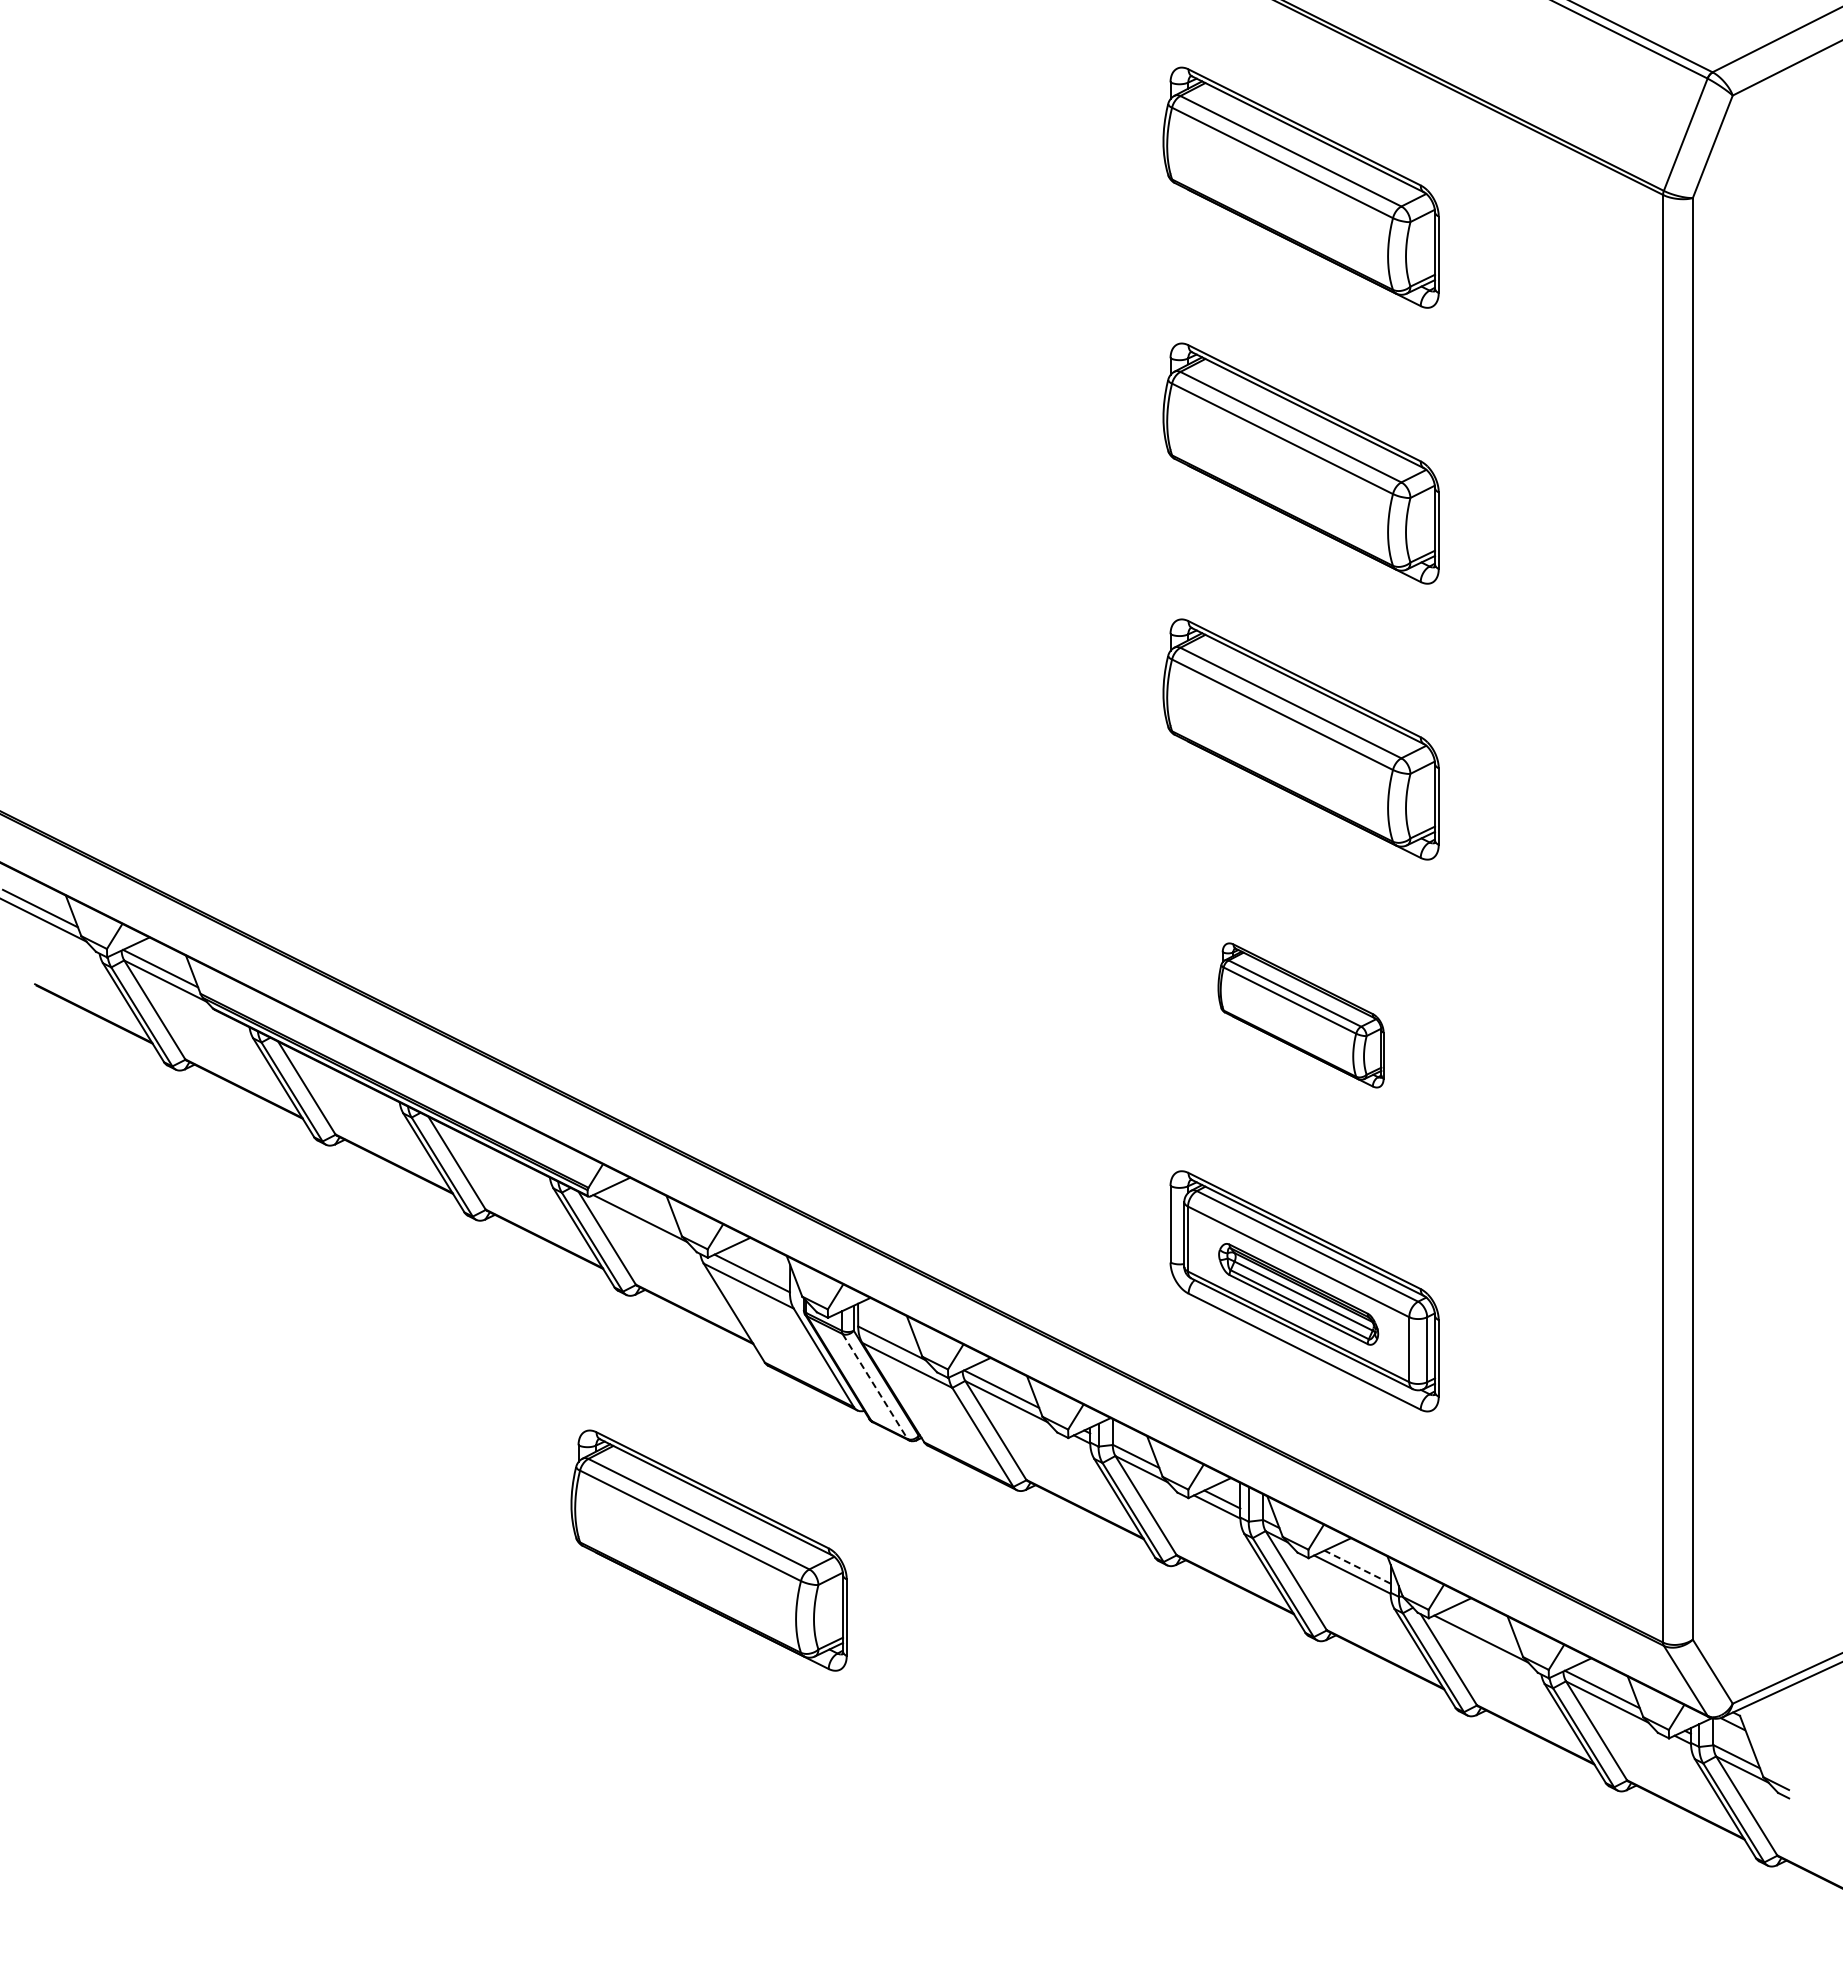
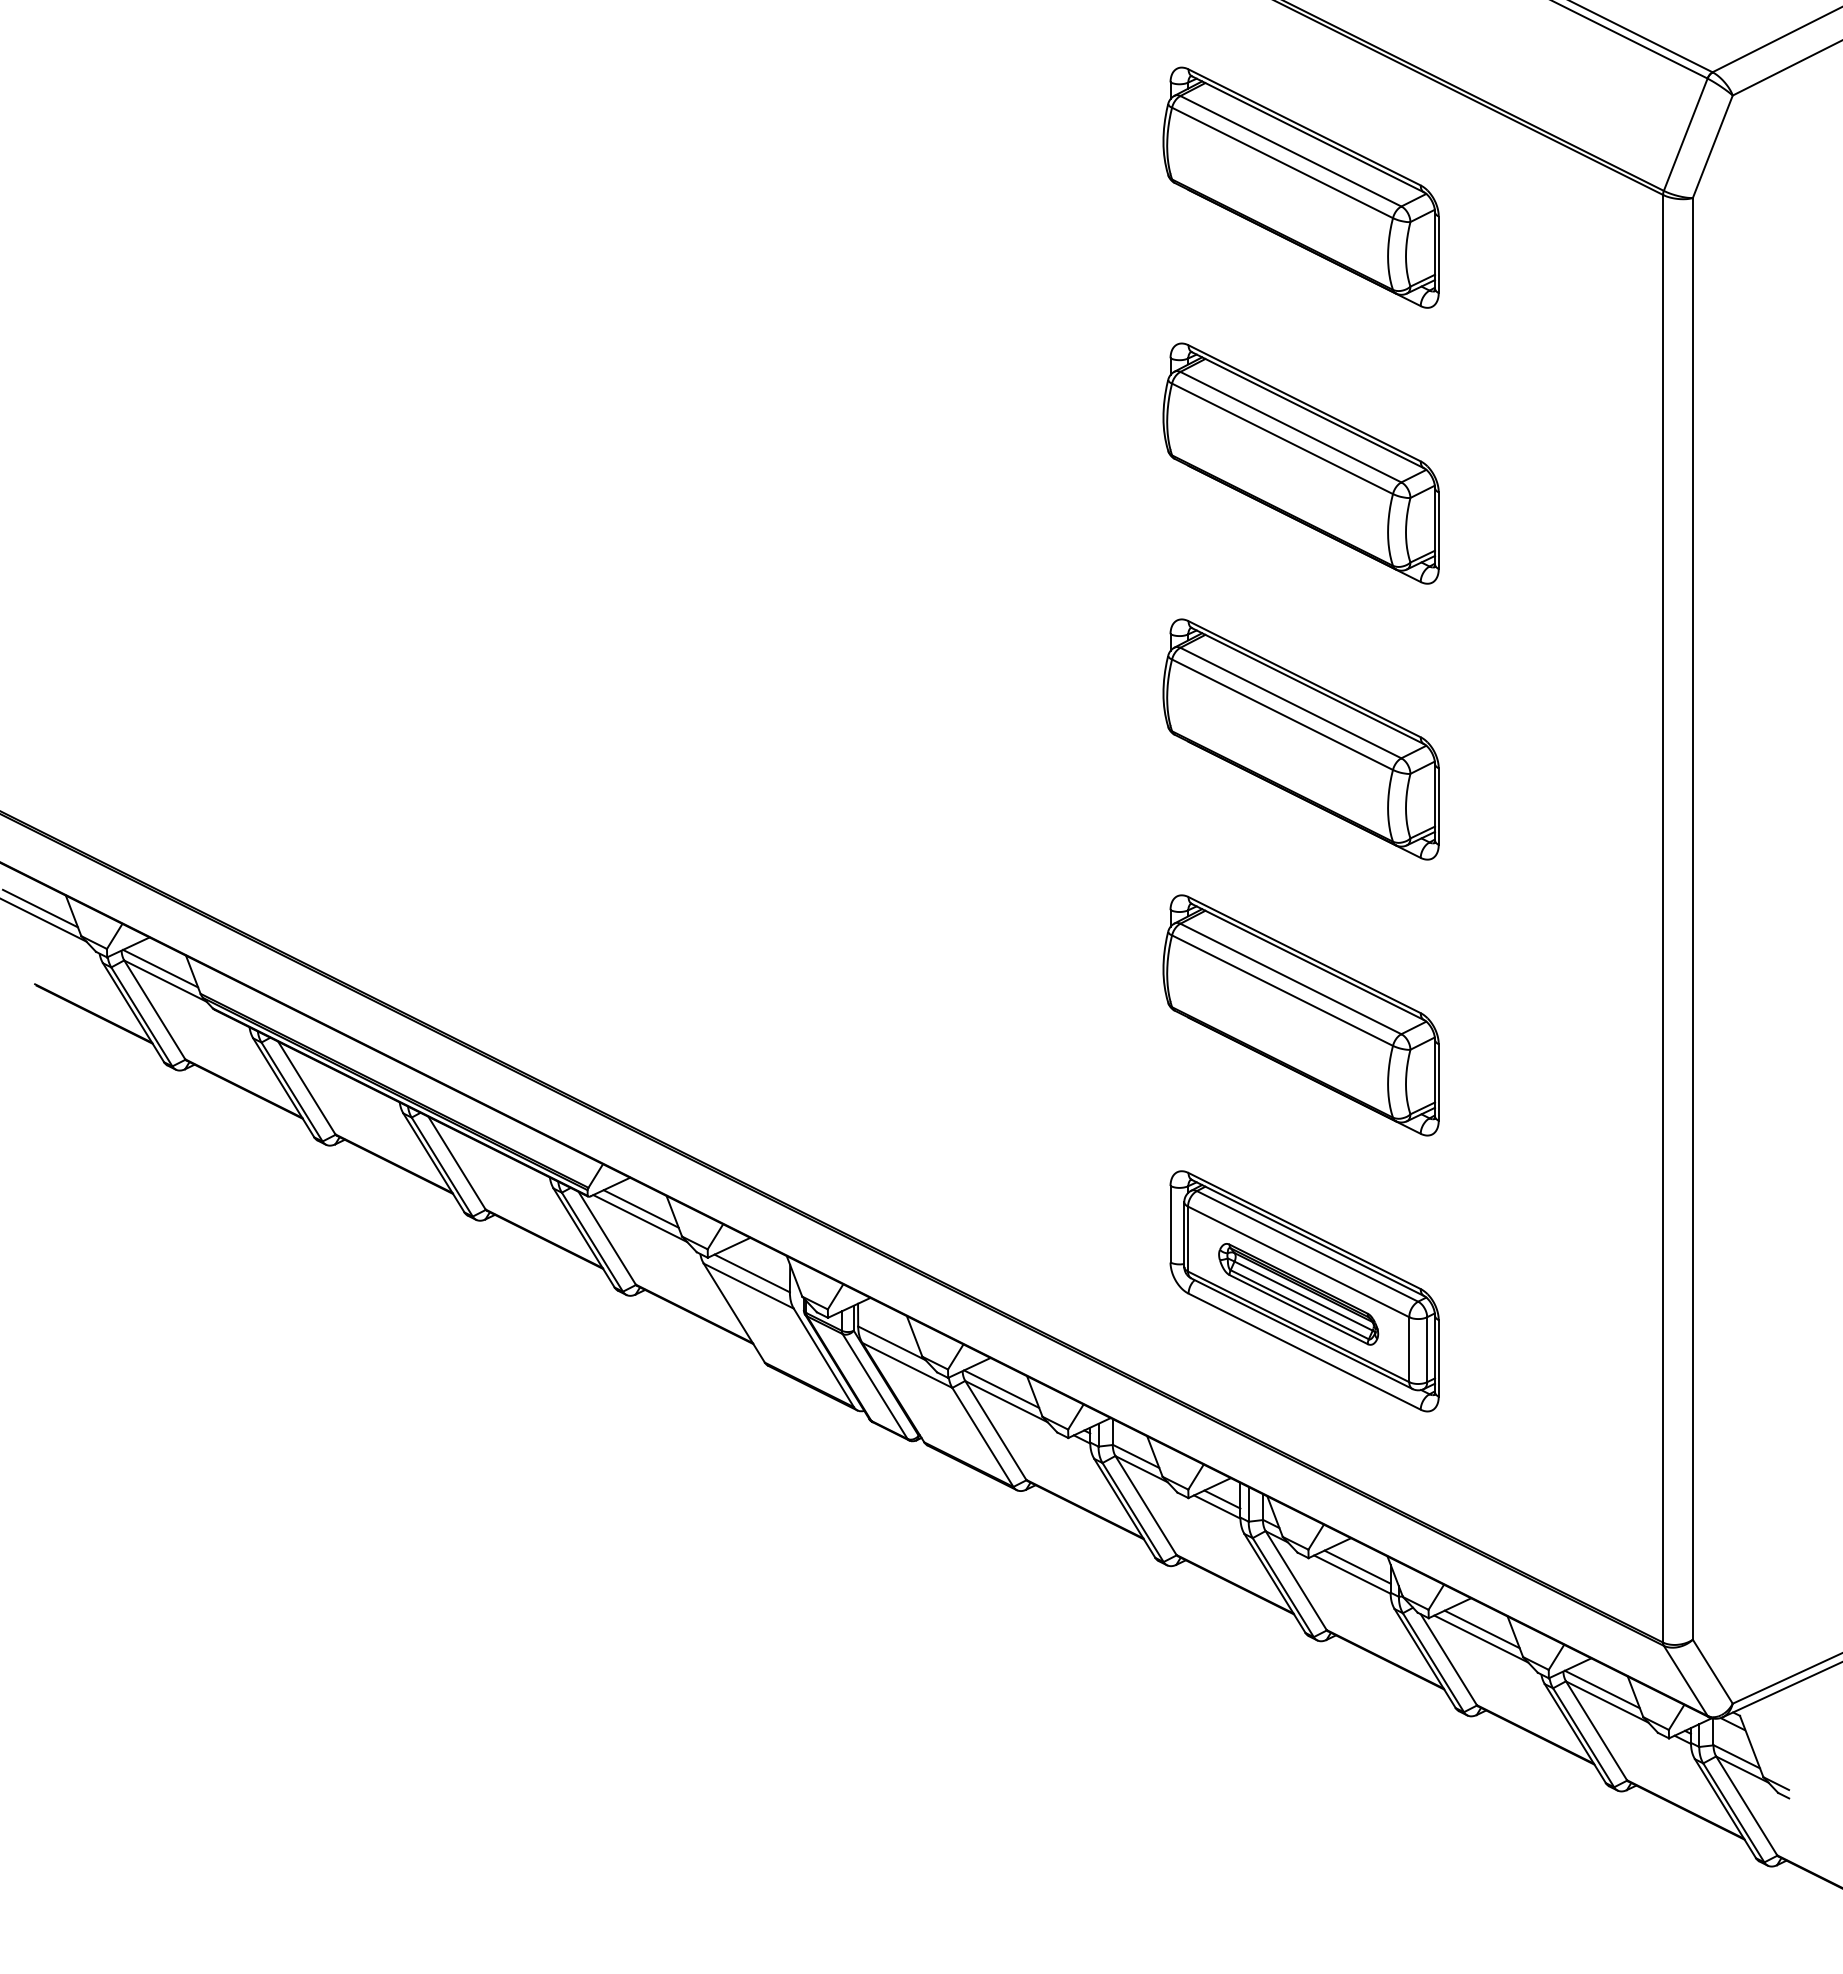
part size: 168x147 px -> 278x243 px (1300, 1015)
line: none -> present (640, 1208)
line: dashed -> solid (875, 1386)
part: present -> none (708, 1550)
line: dashed -> solid (1357, 1567)
line: none -> present (1481, 1629)
